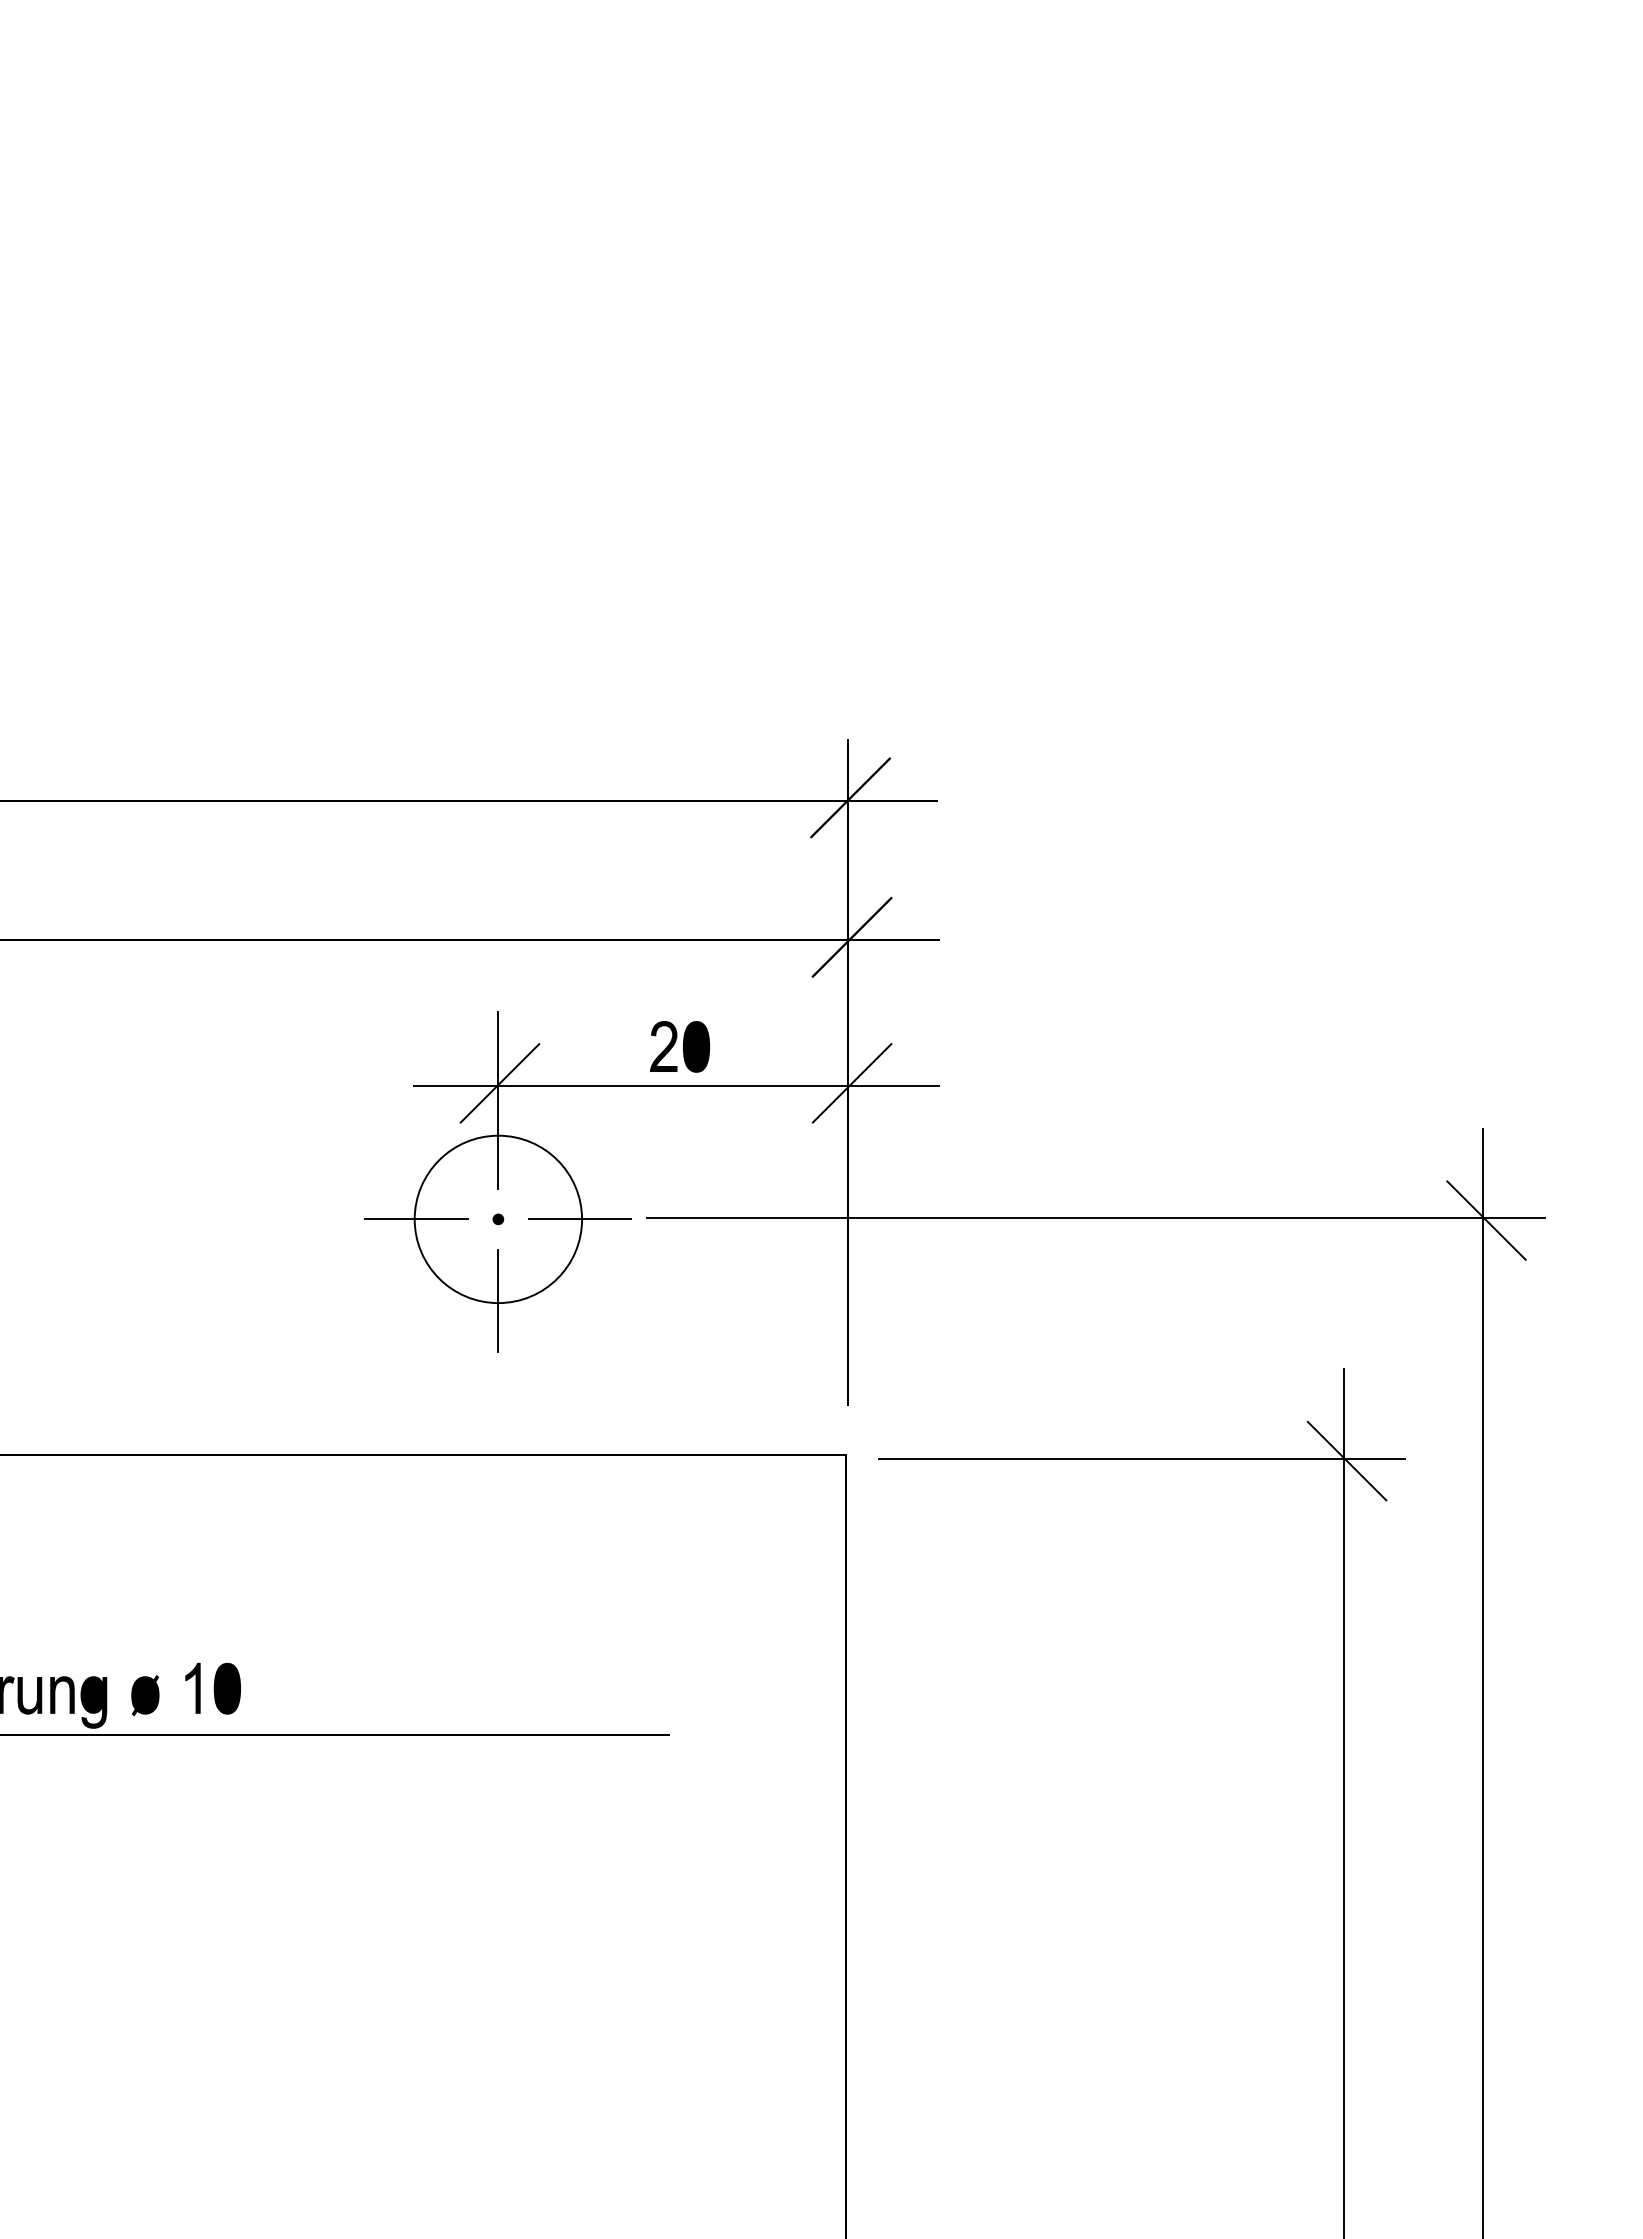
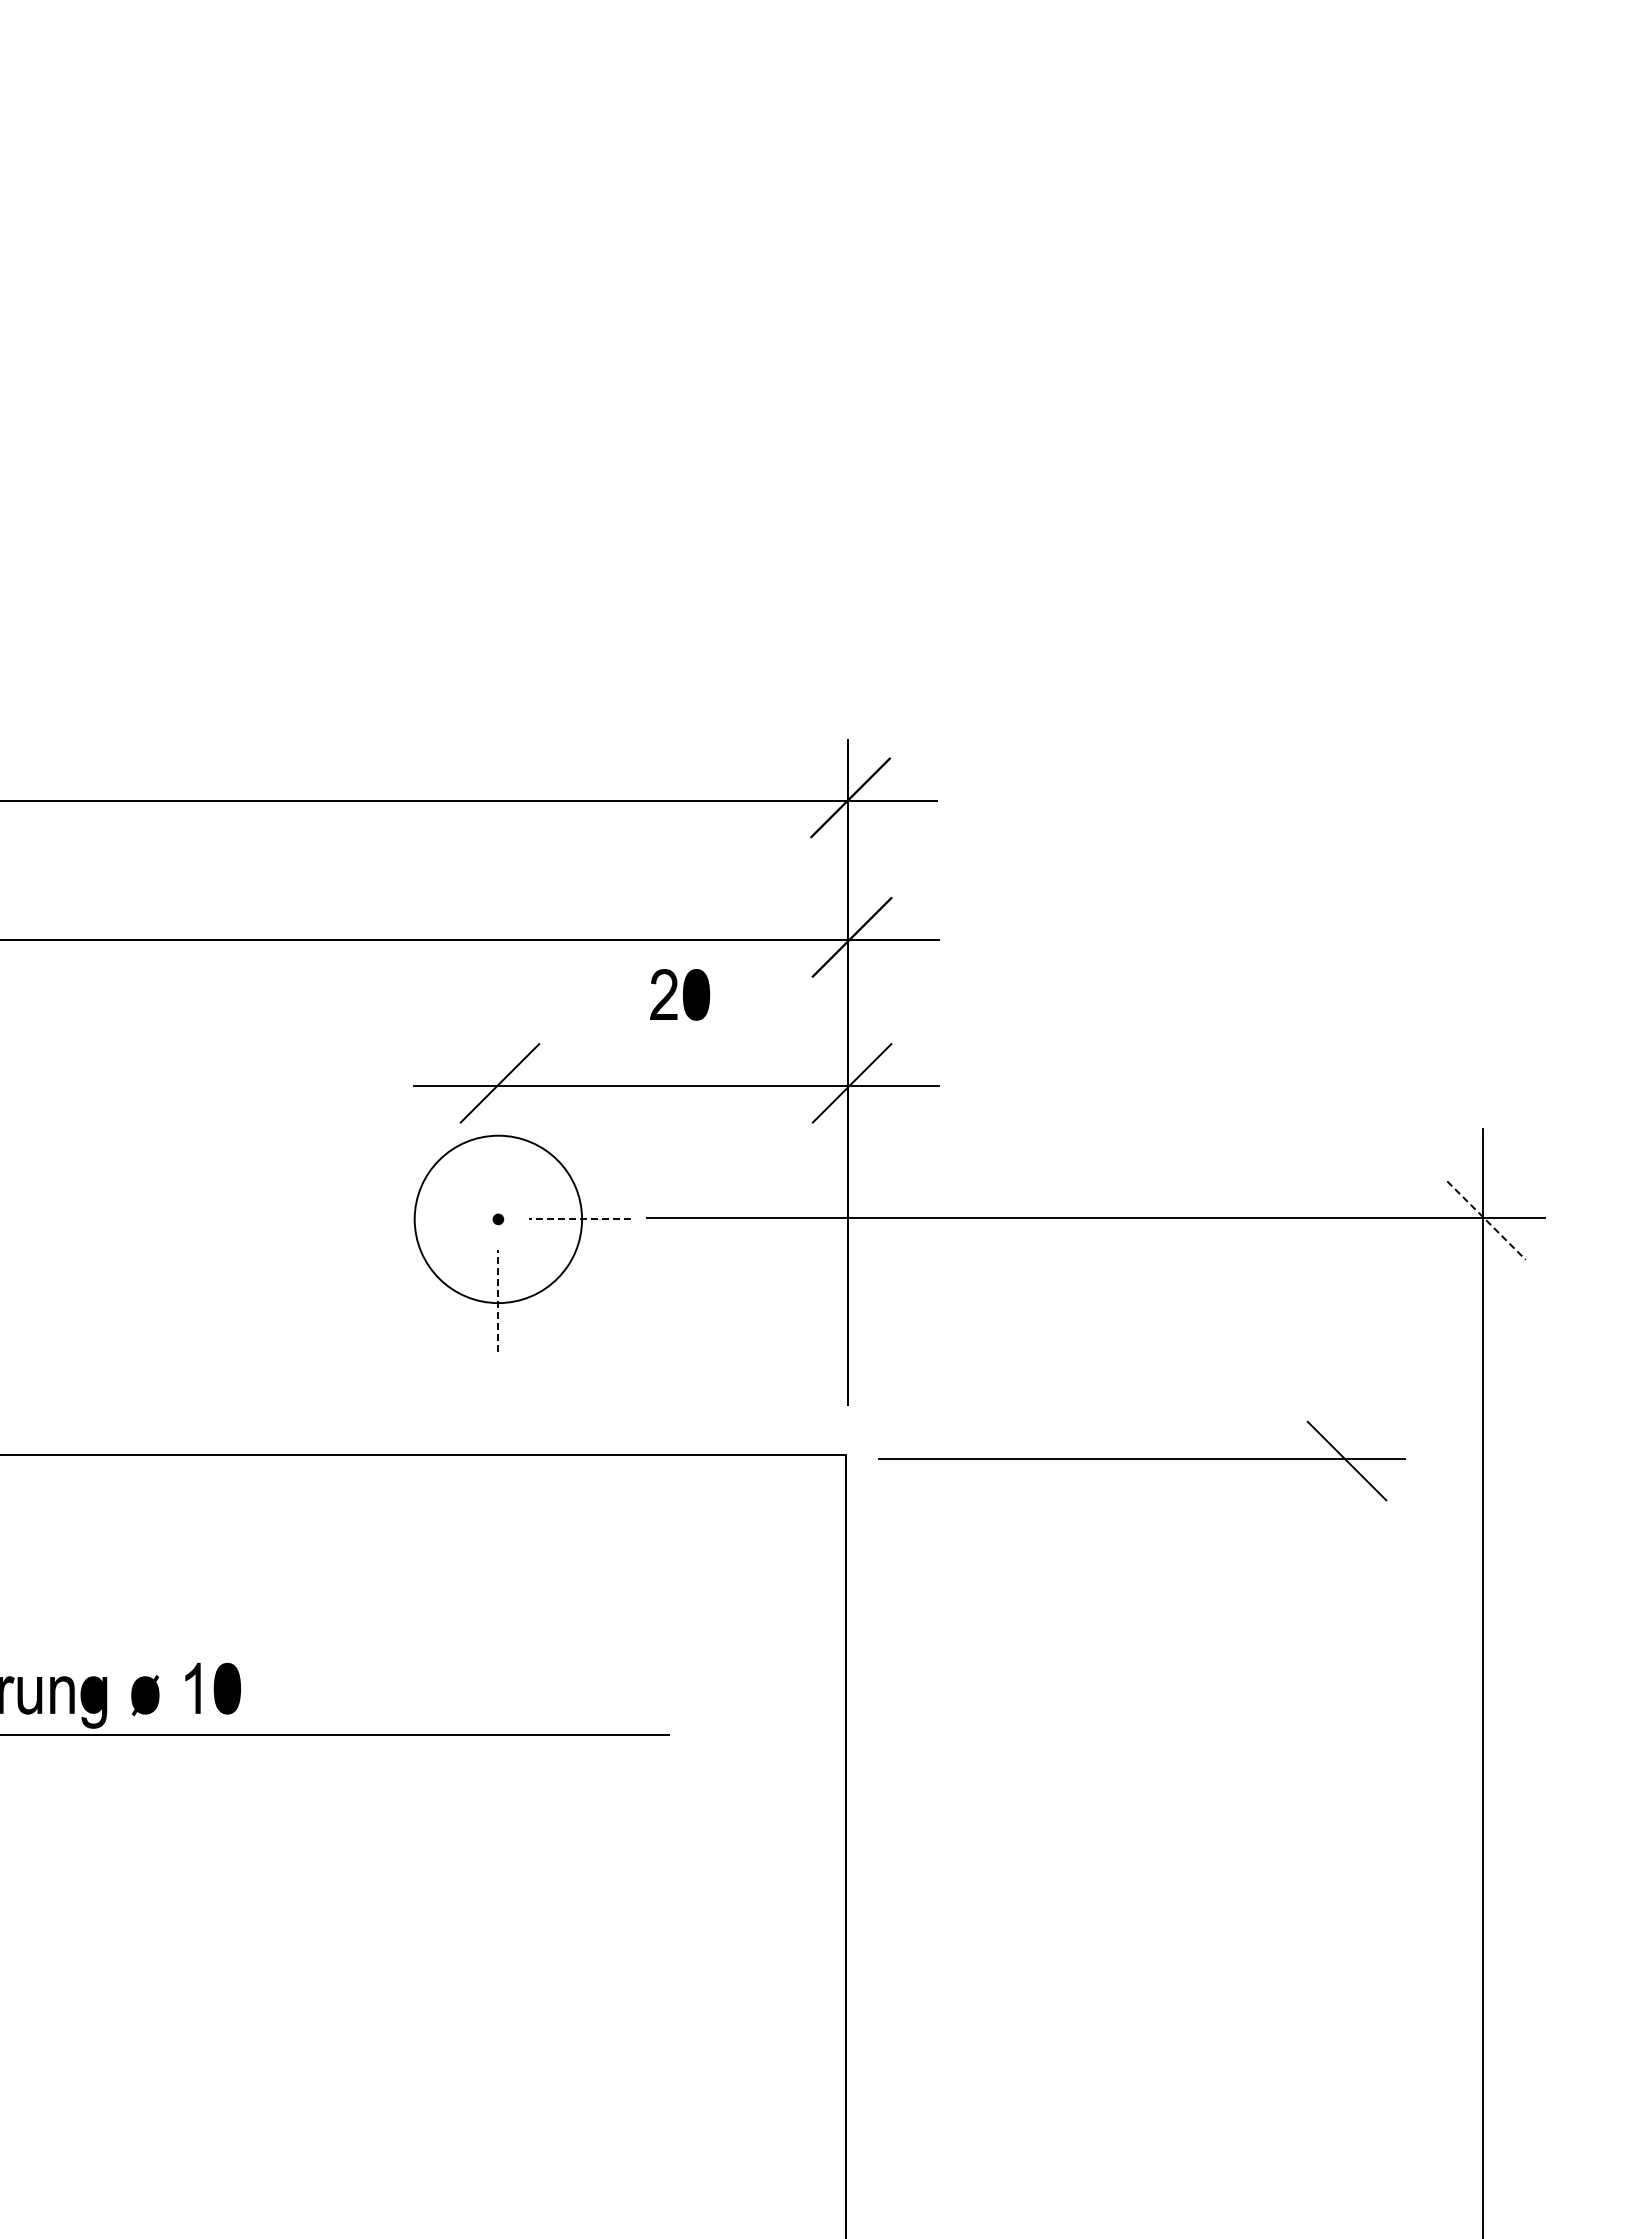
part position: (680, 1046) -> (680, 994) (680, 994)
line: present -> none (498, 1100)
line: present -> none (416, 1219)
line: solid -> dashed (579, 1219)
line: solid -> dashed (1486, 1220)
line: solid -> dashed (498, 1300)
line: present -> none (1343, 1802)
